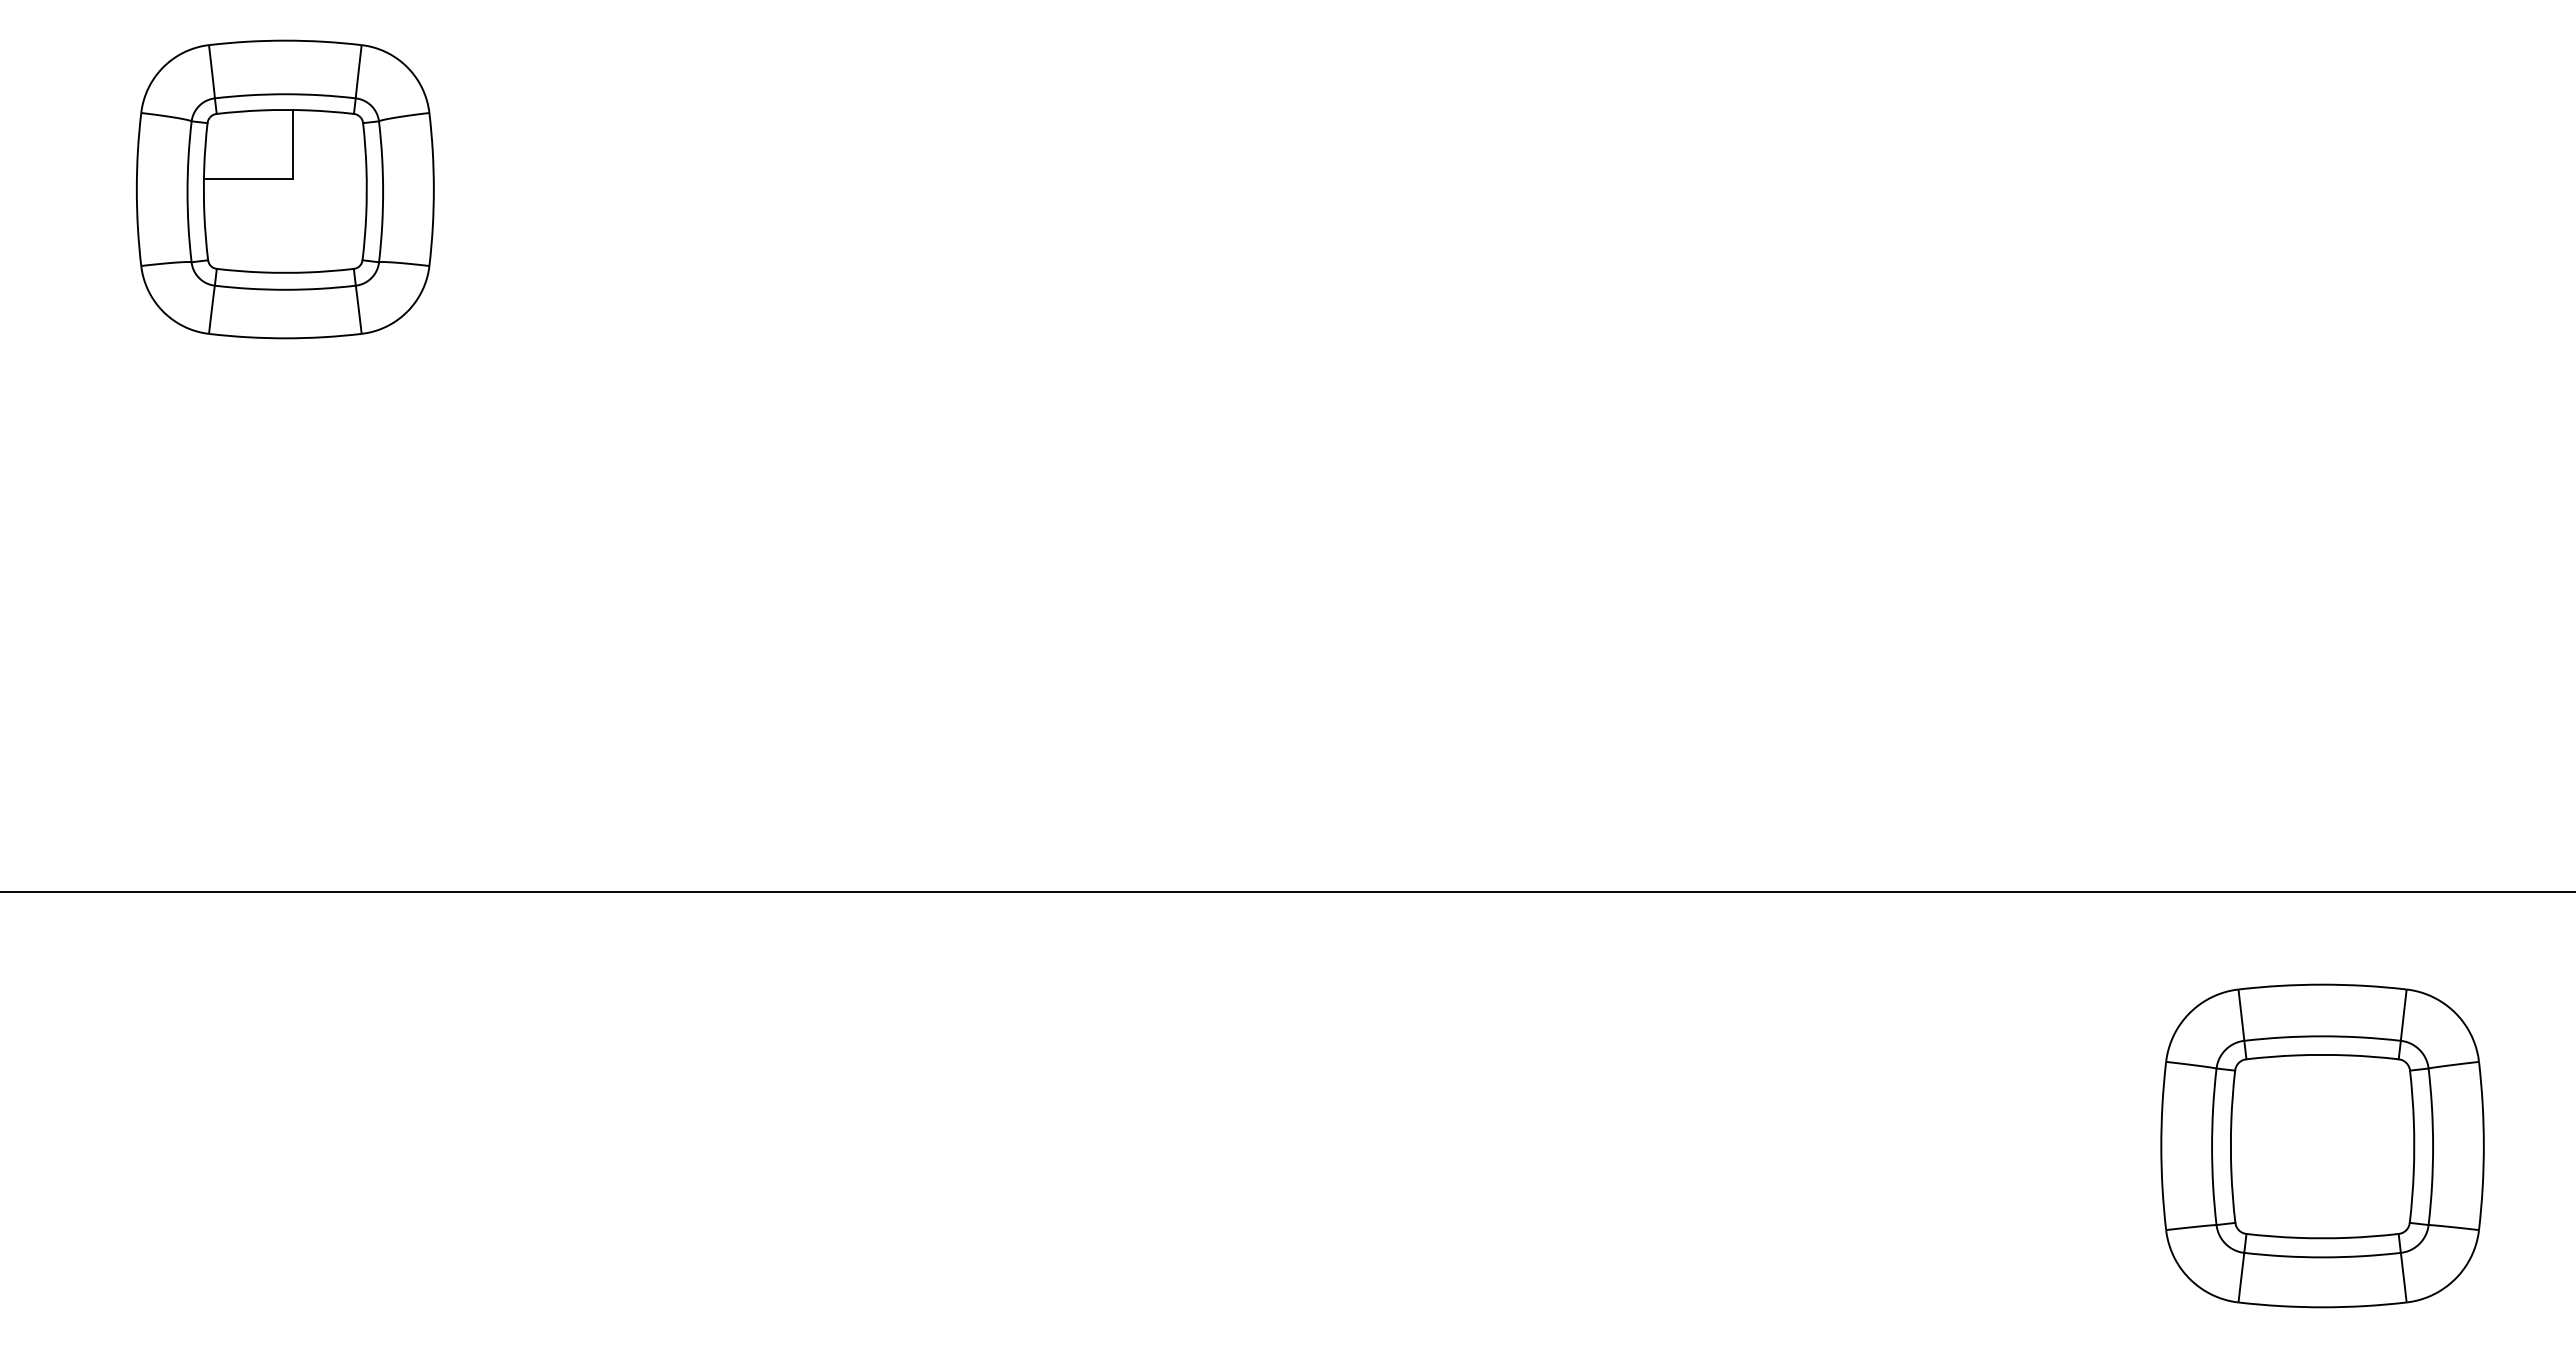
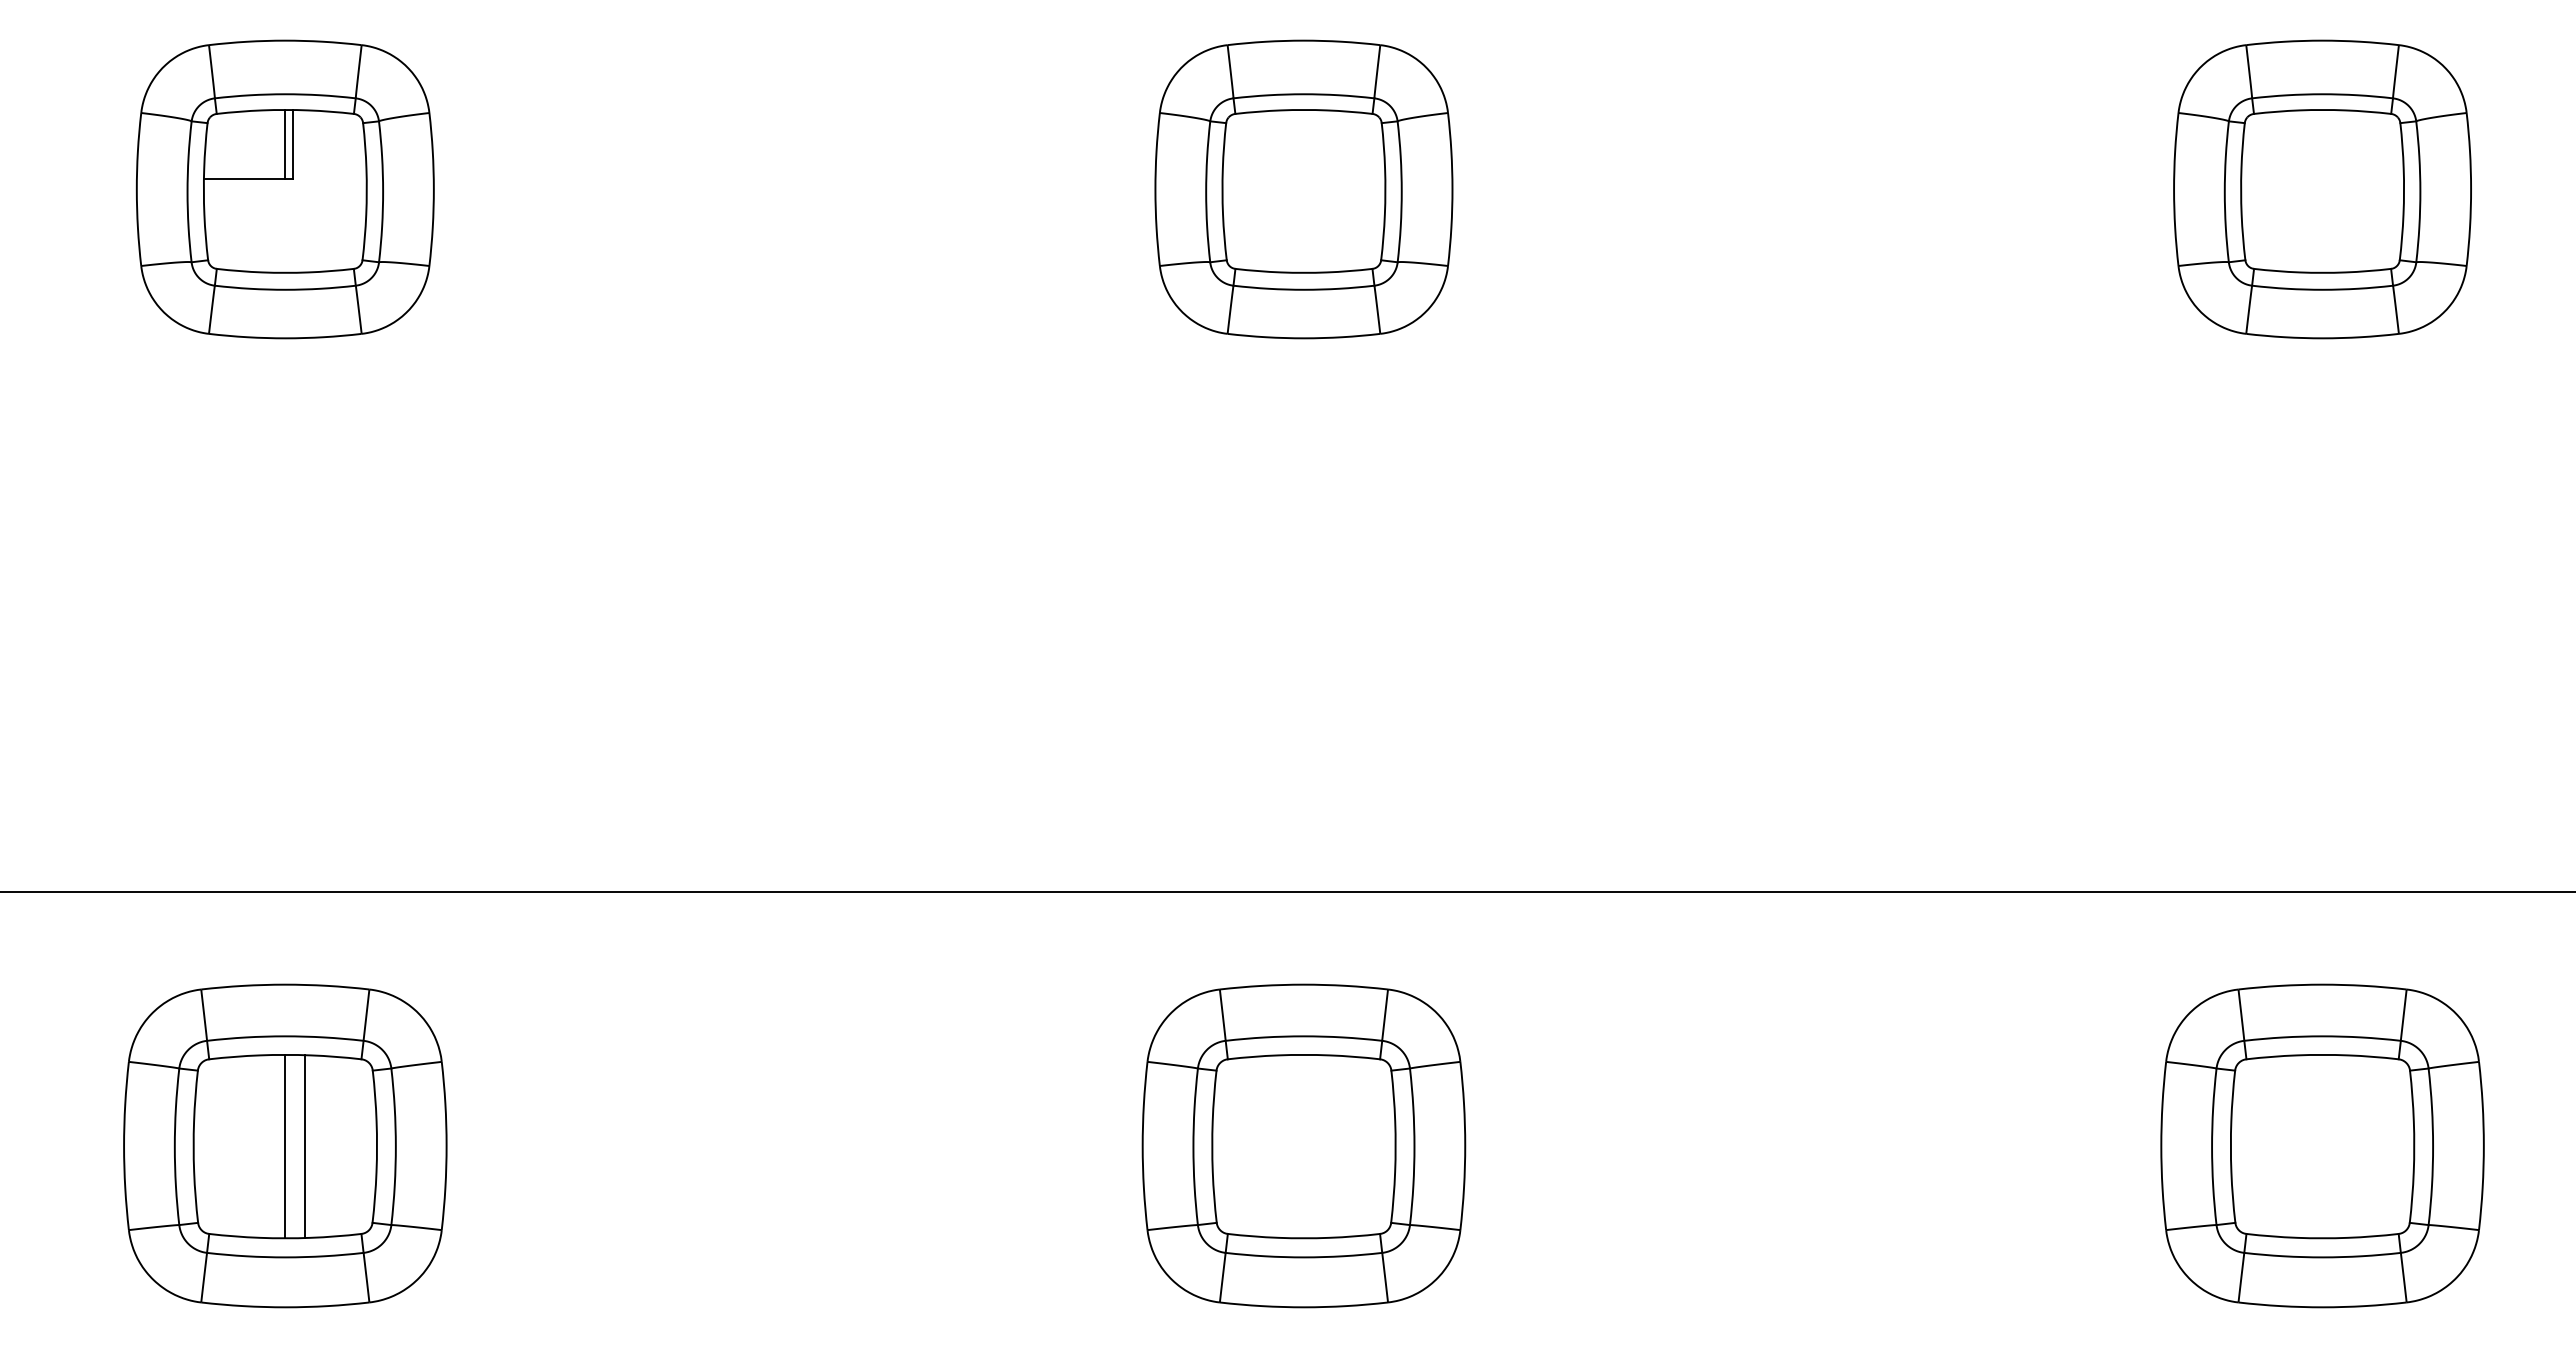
line: none -> present (285, 144)
part: none -> present (1303, 189)
part: none -> present (2322, 189)
part: none -> present (285, 1145)
part: none -> present (1303, 1145)
